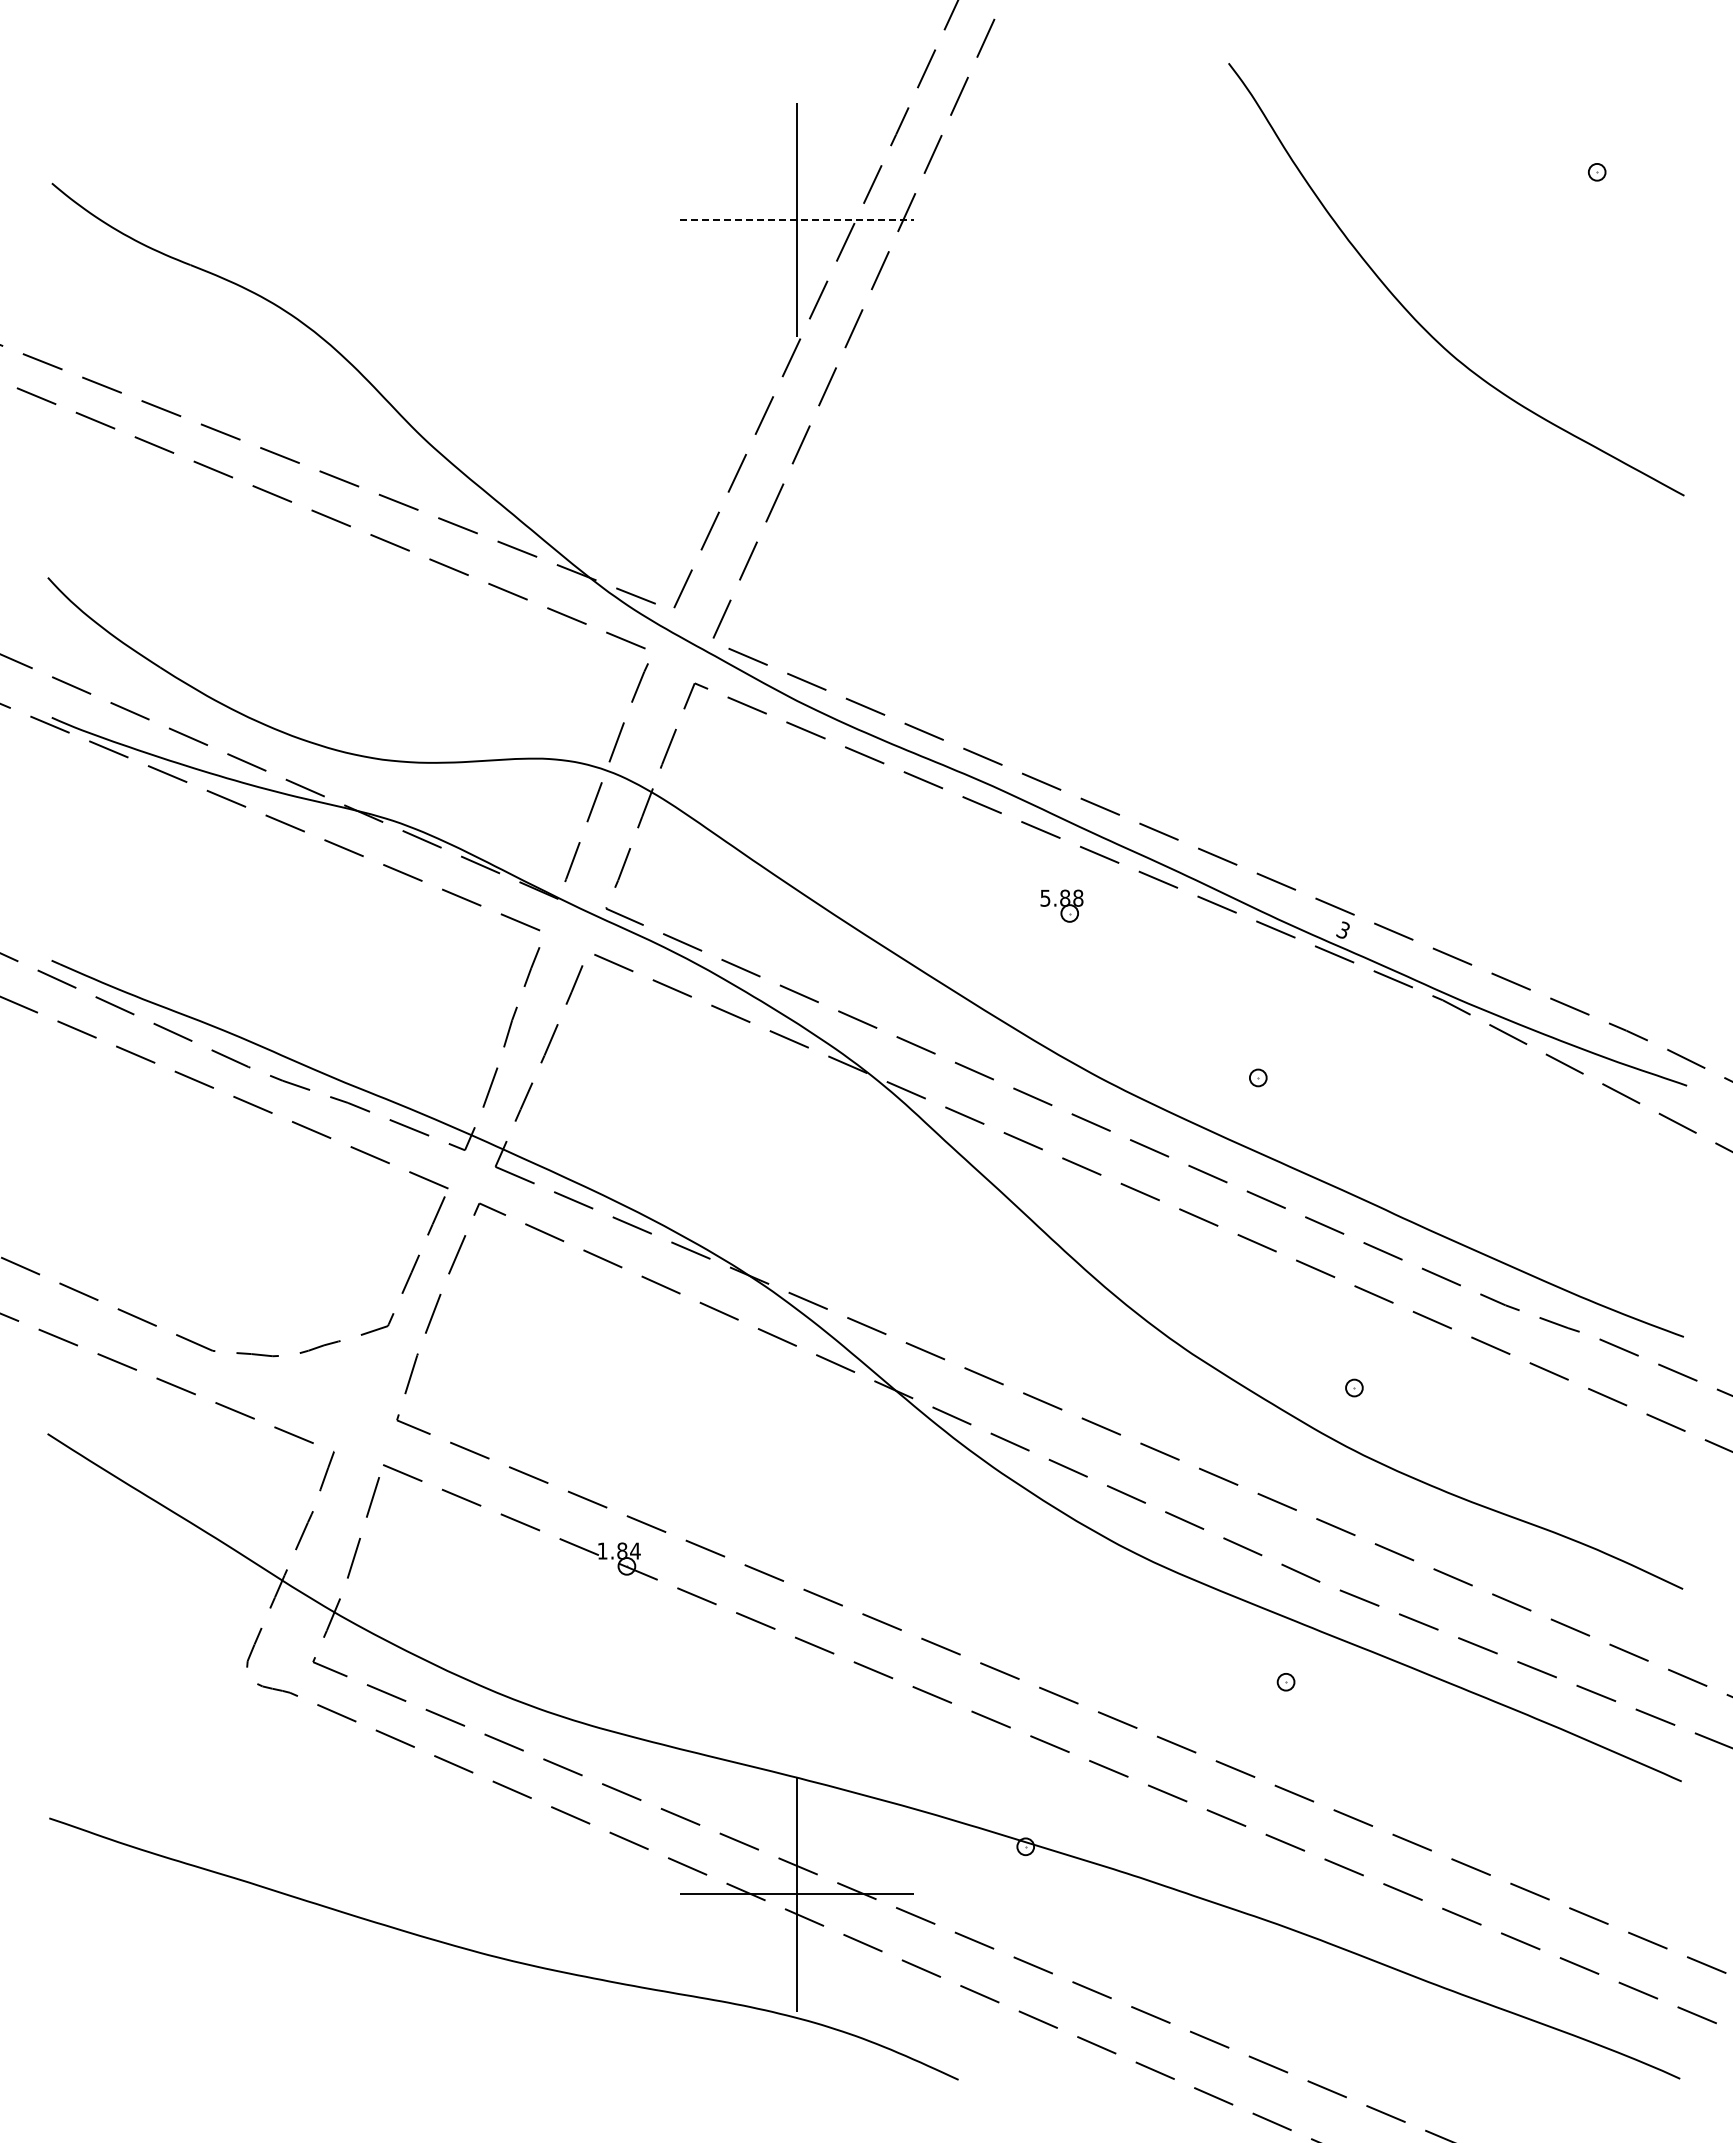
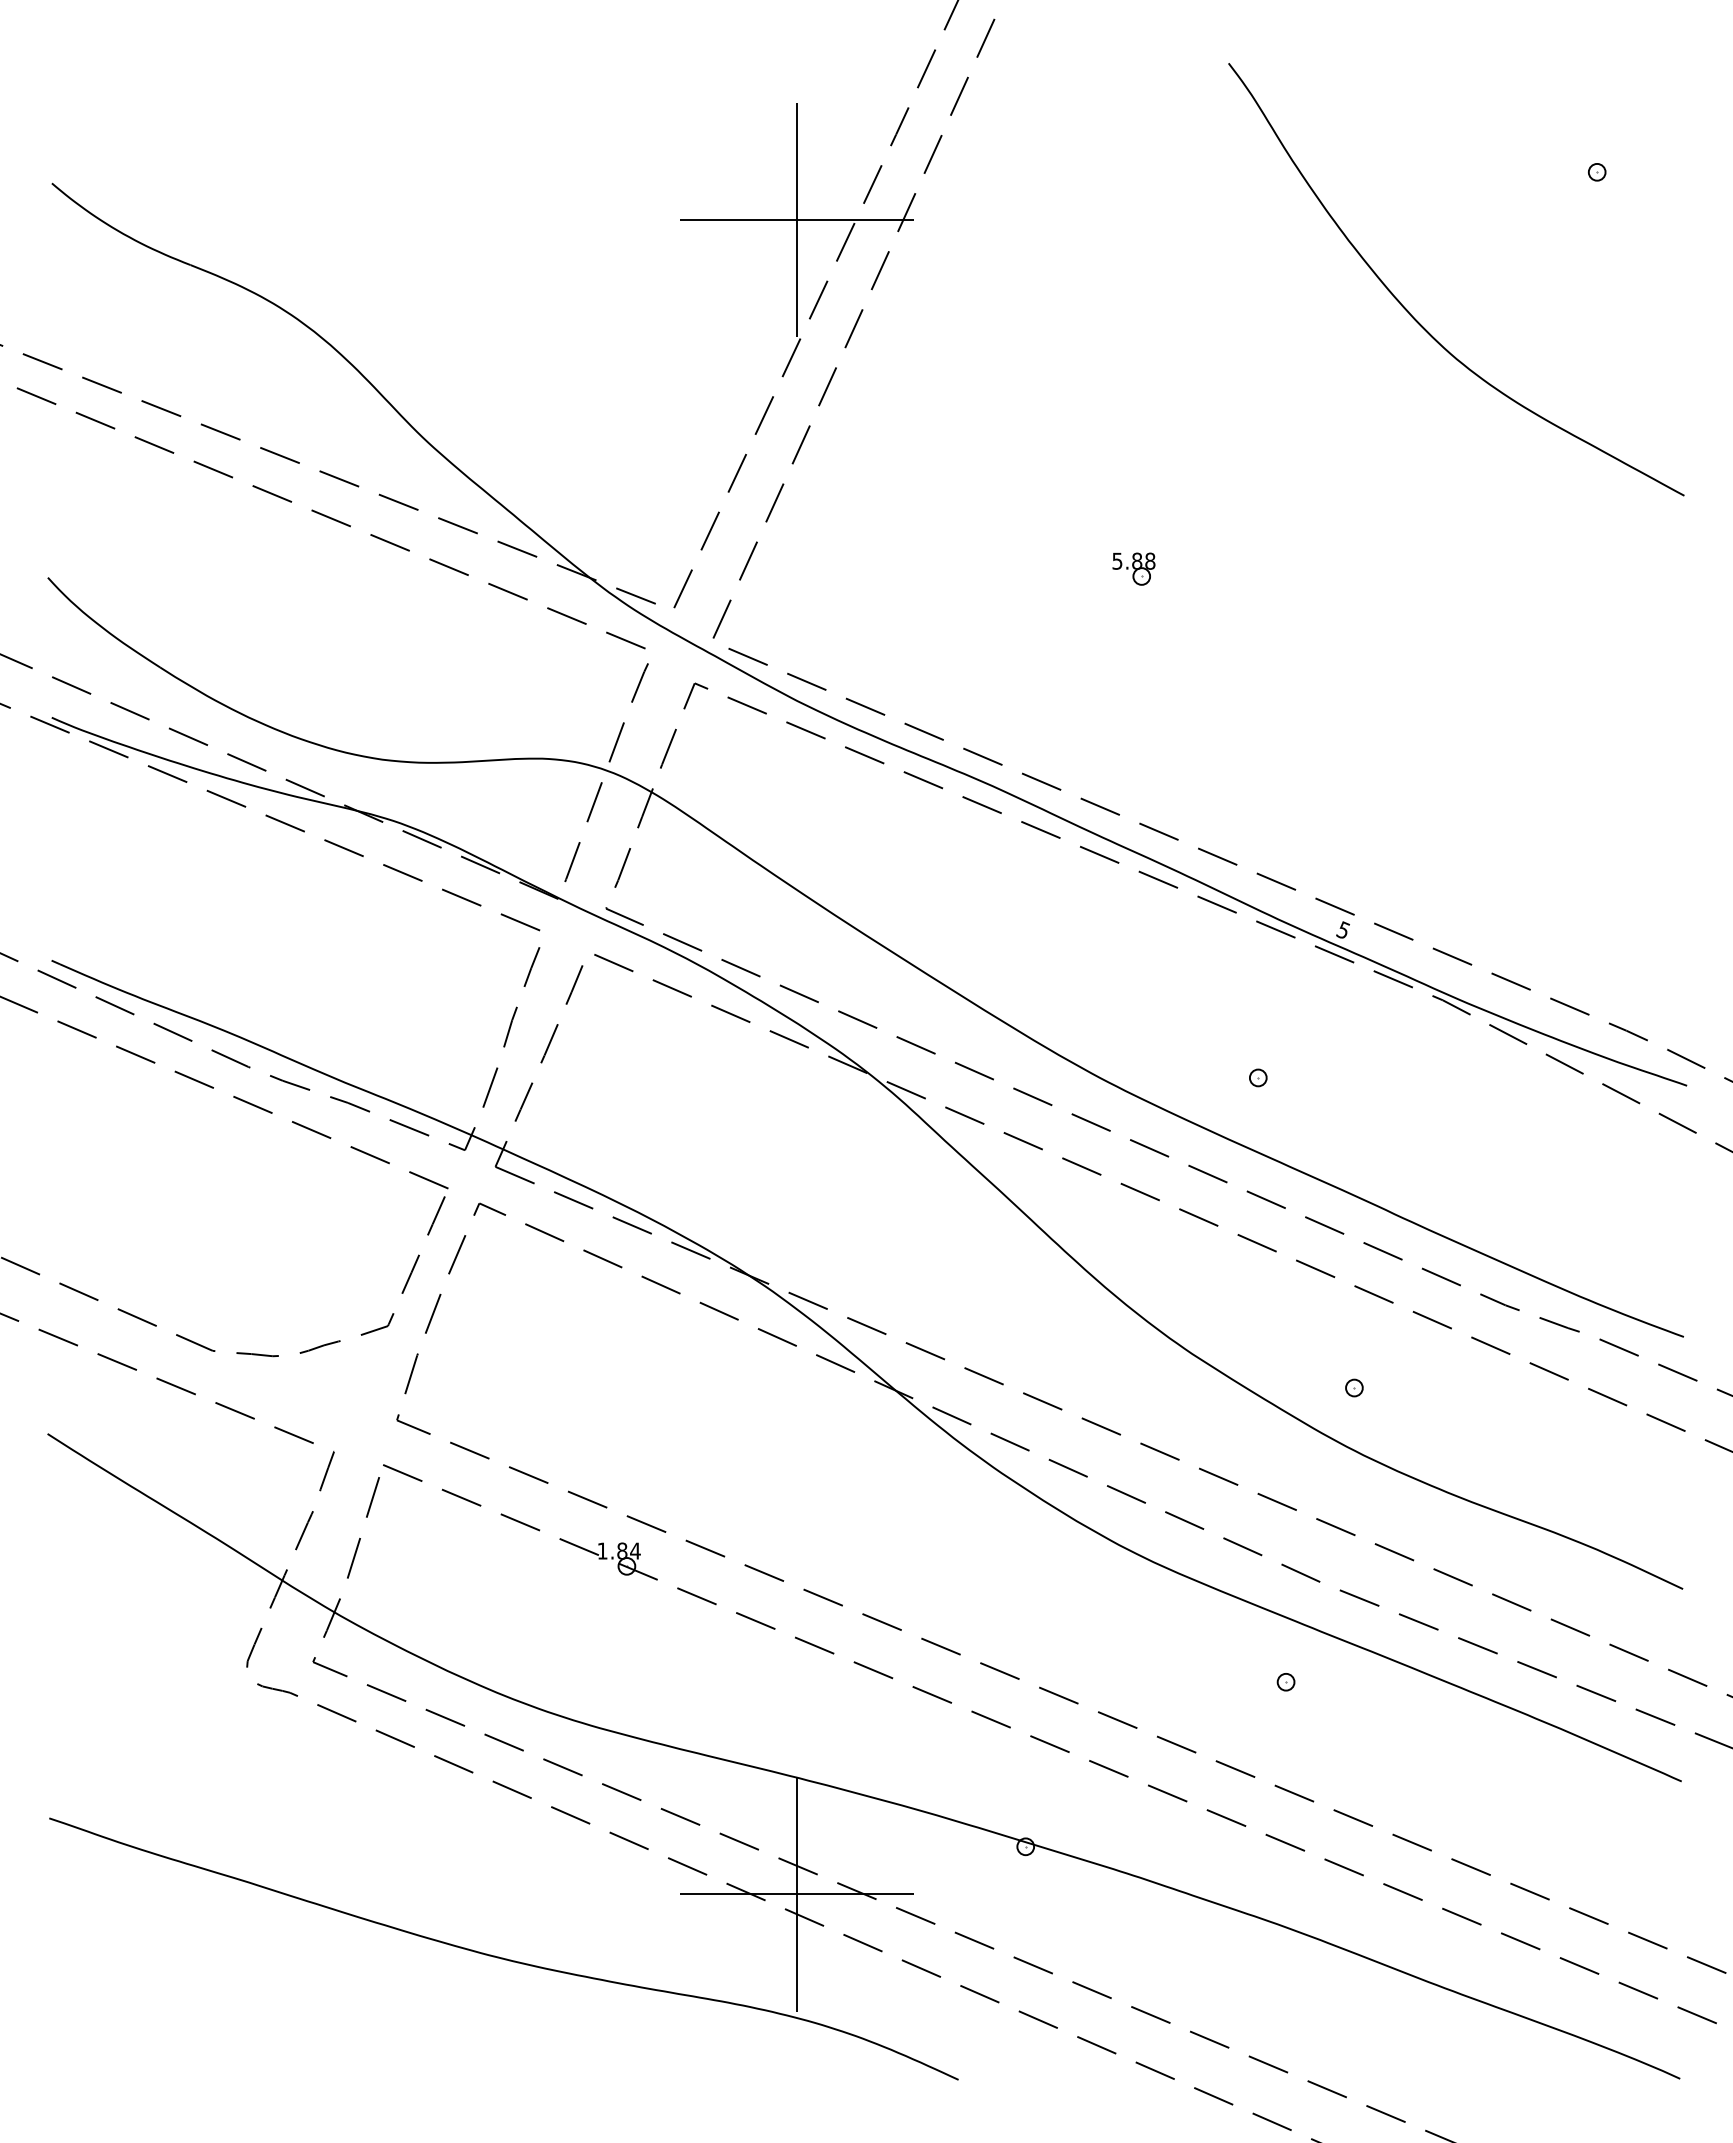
line: dashed -> solid (797, 220)
part position: (1061, 905) -> (1133, 568) (1133, 568)
text: 3 -> 5 (1344, 929)
